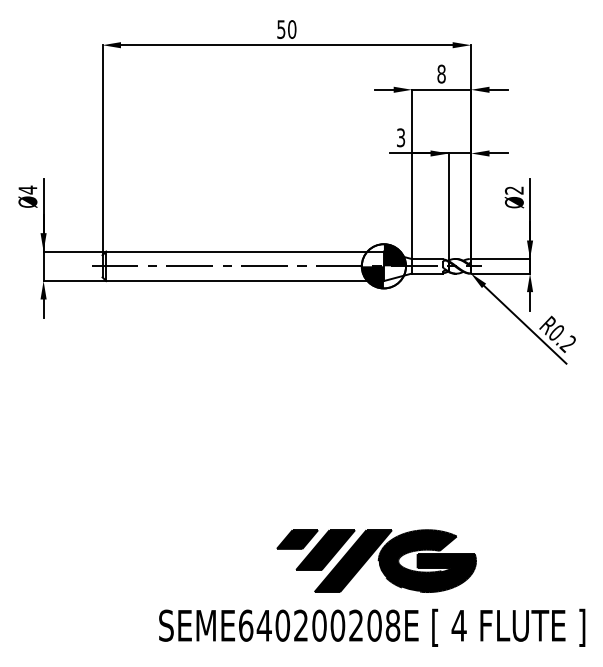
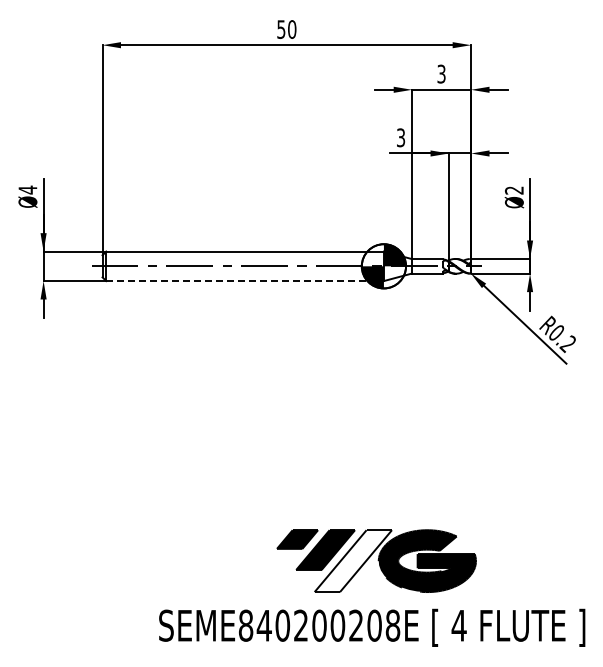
text: 8 -> 3 (441, 73)
line: solid -> dashed (245, 281)
fill: present -> none (352, 561)
text: SEME640200208E -> SEME840200208E (245, 625)
